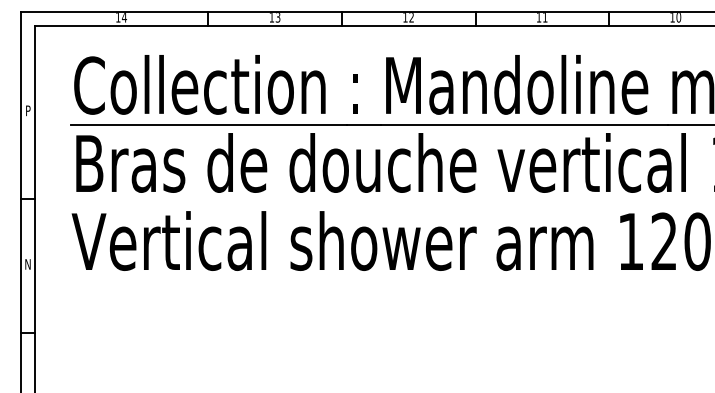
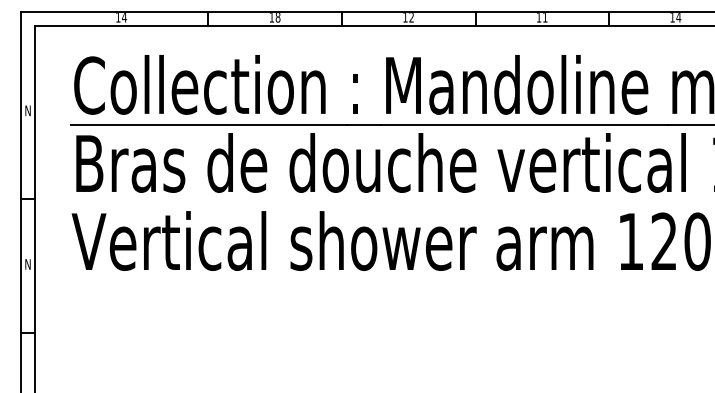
text: 13 -> 18 (277, 17)
text: 10 -> 14 (678, 17)
text: P -> N (27, 110)
